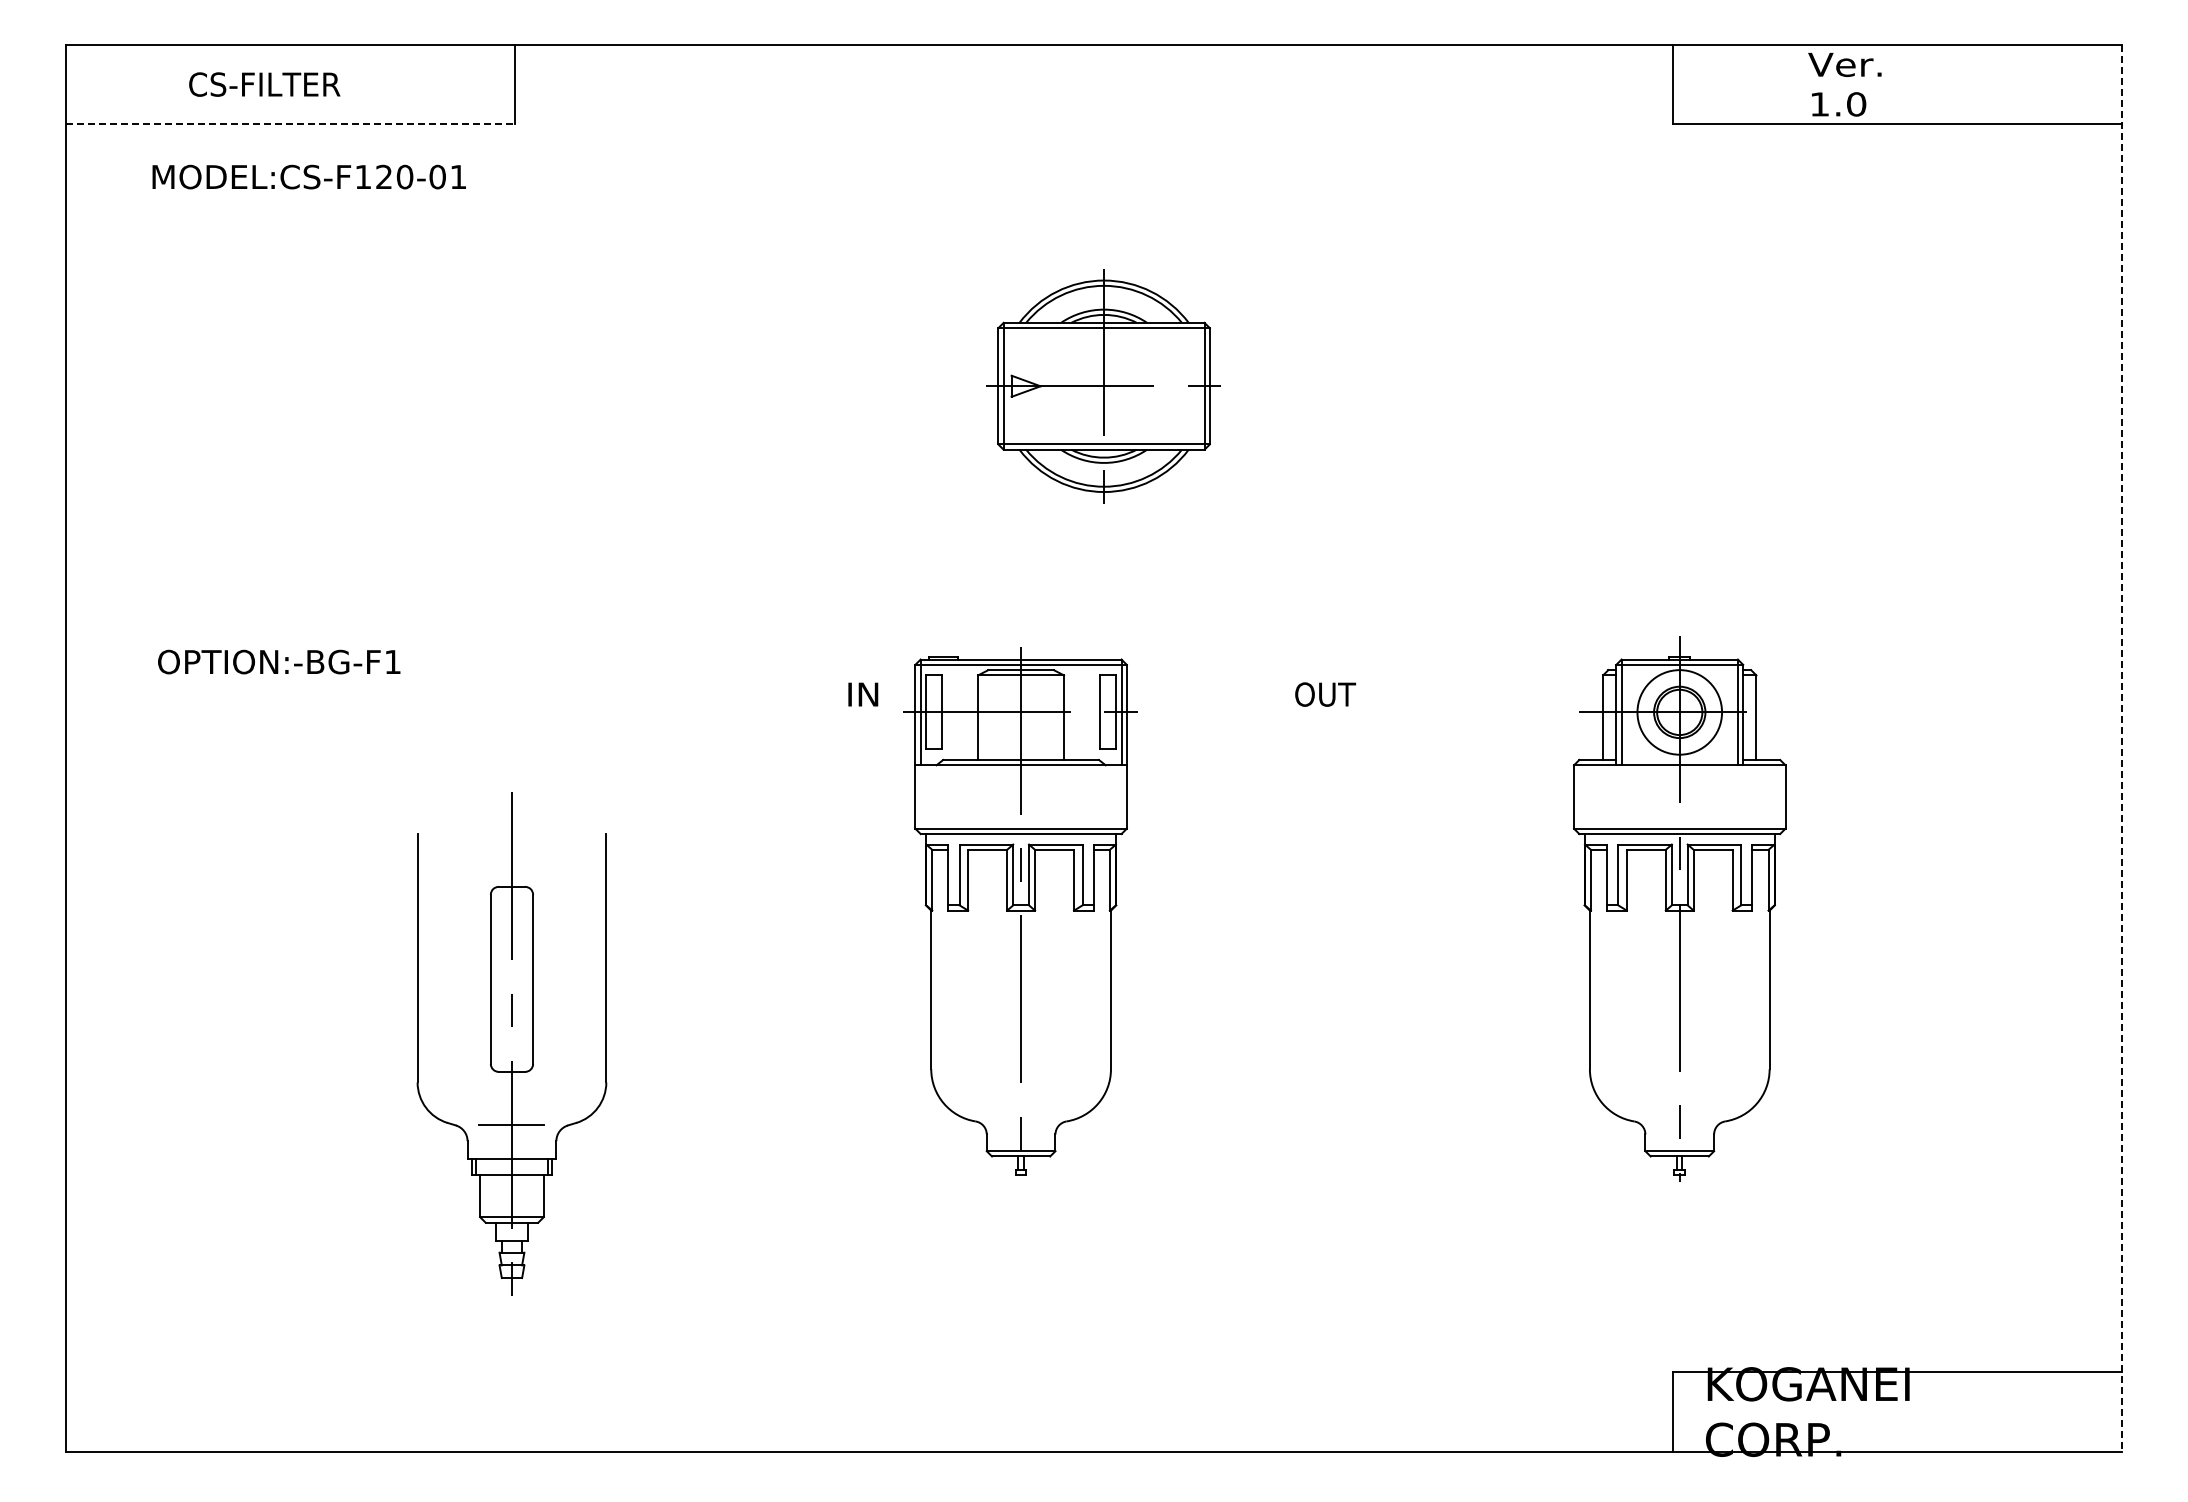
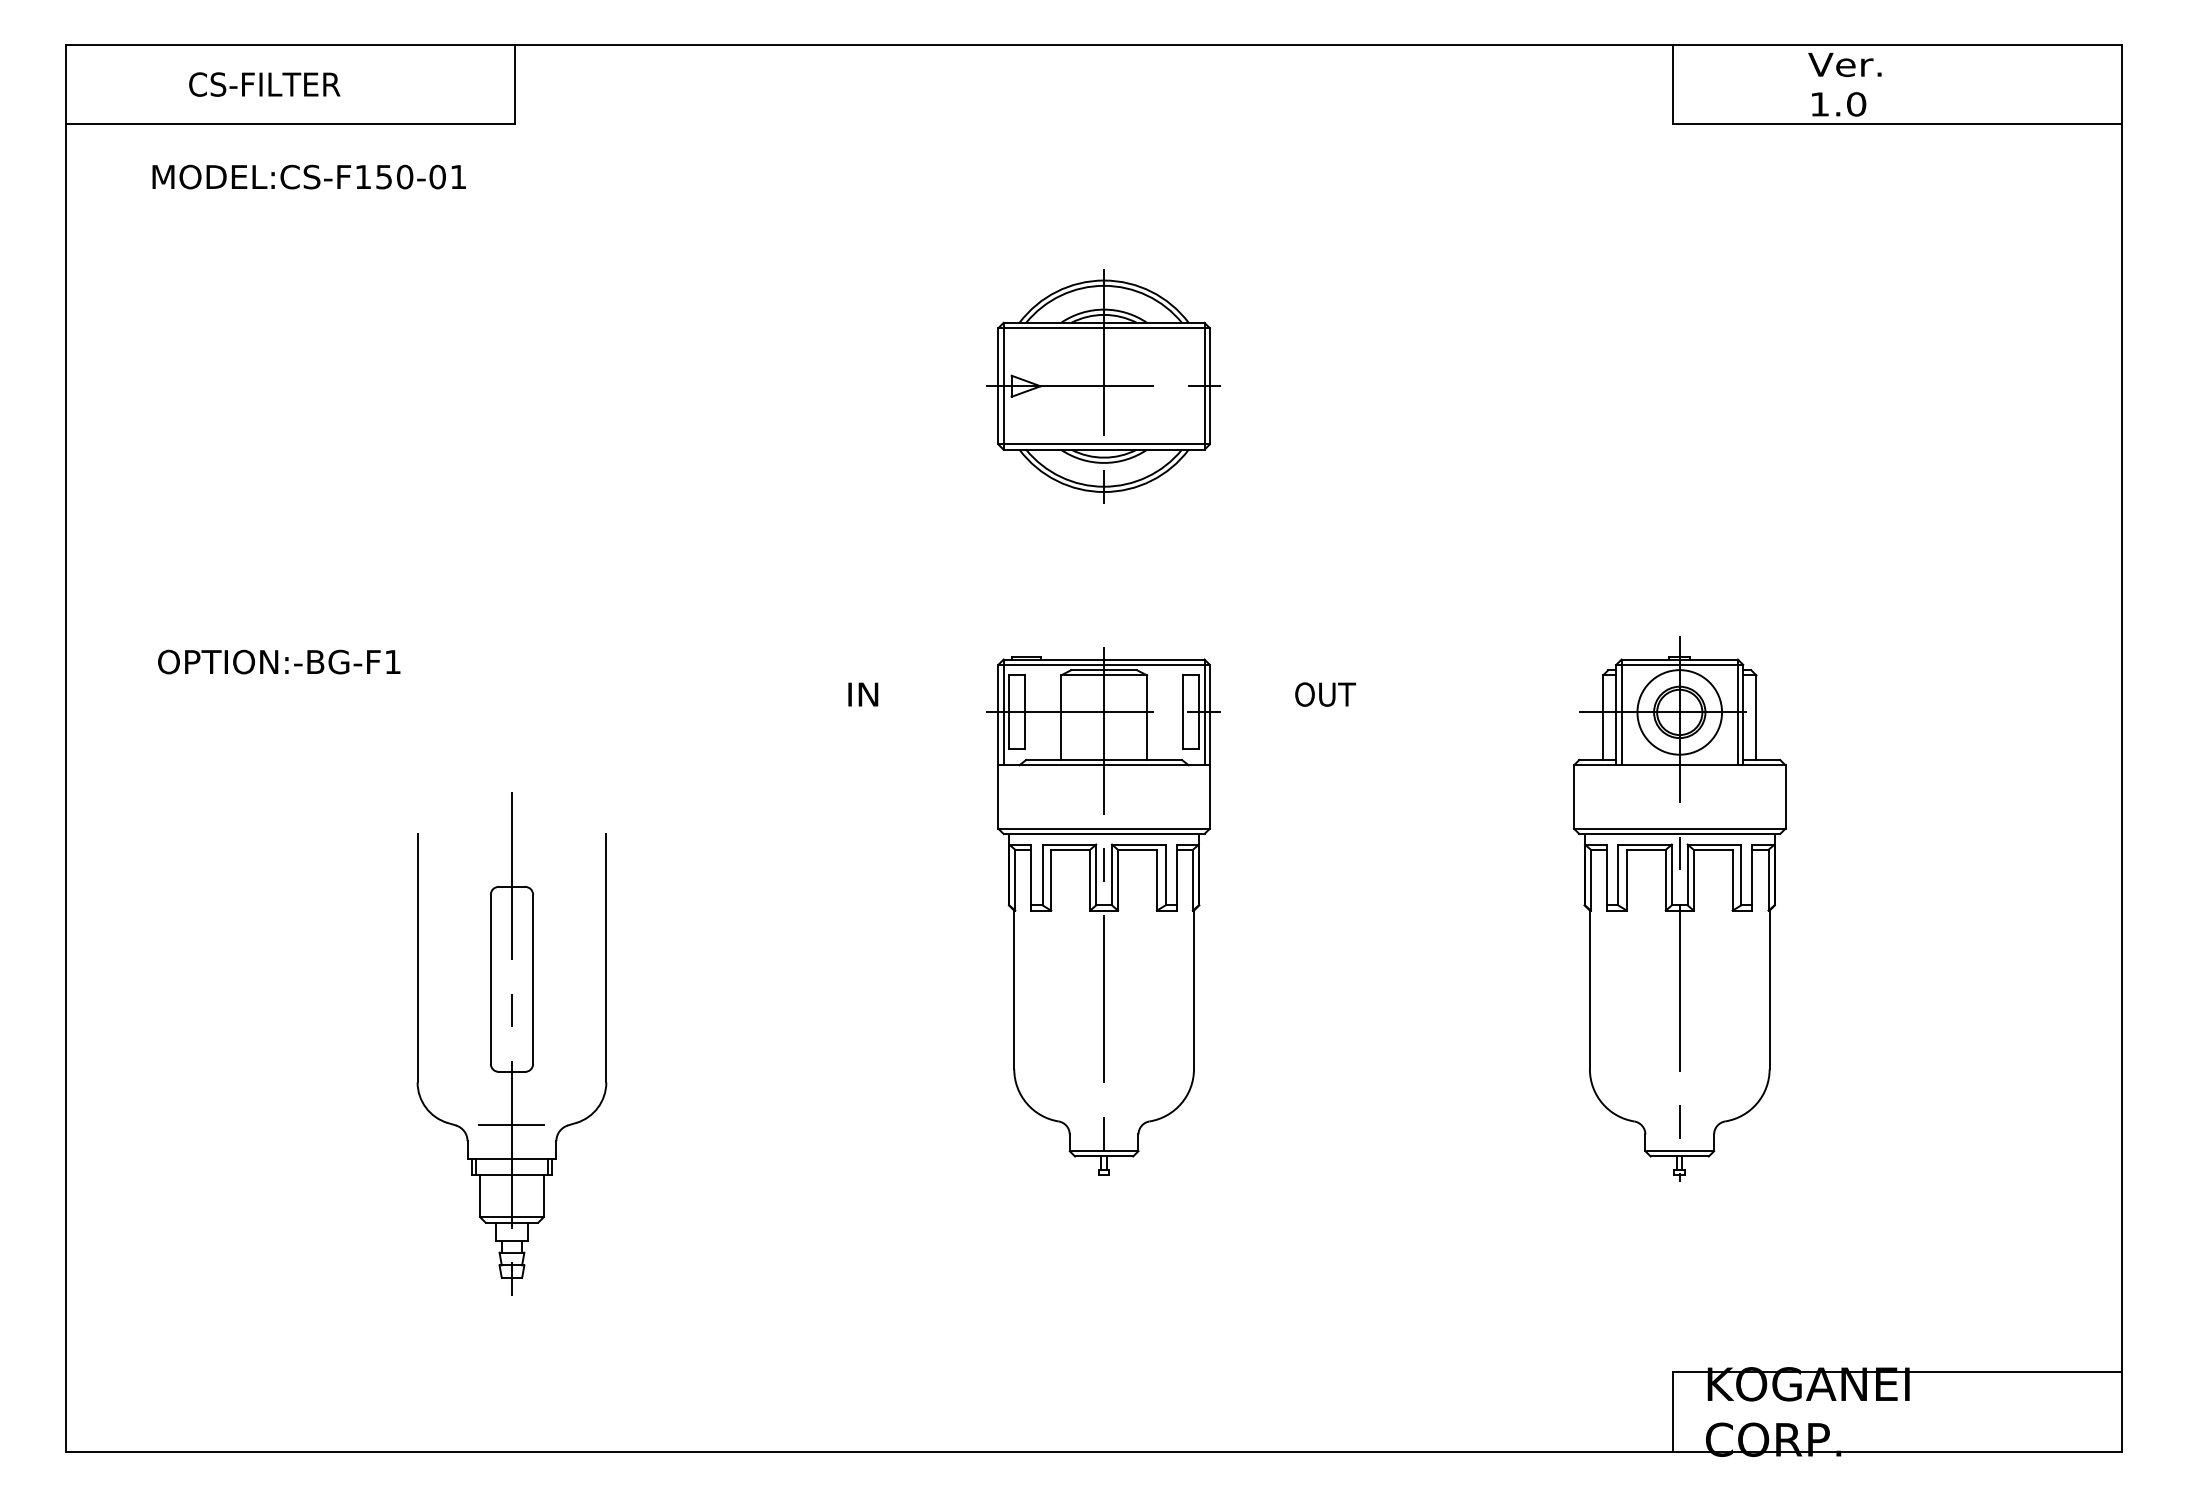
line: dashed -> solid (290, 124)
text: MODEL:CS-F120-01 -> MODEL:CS-F150-01 (383, 176)
line: dashed -> solid (2122, 748)
part position: (1020, 911) -> (1103, 911) (1103, 911)
